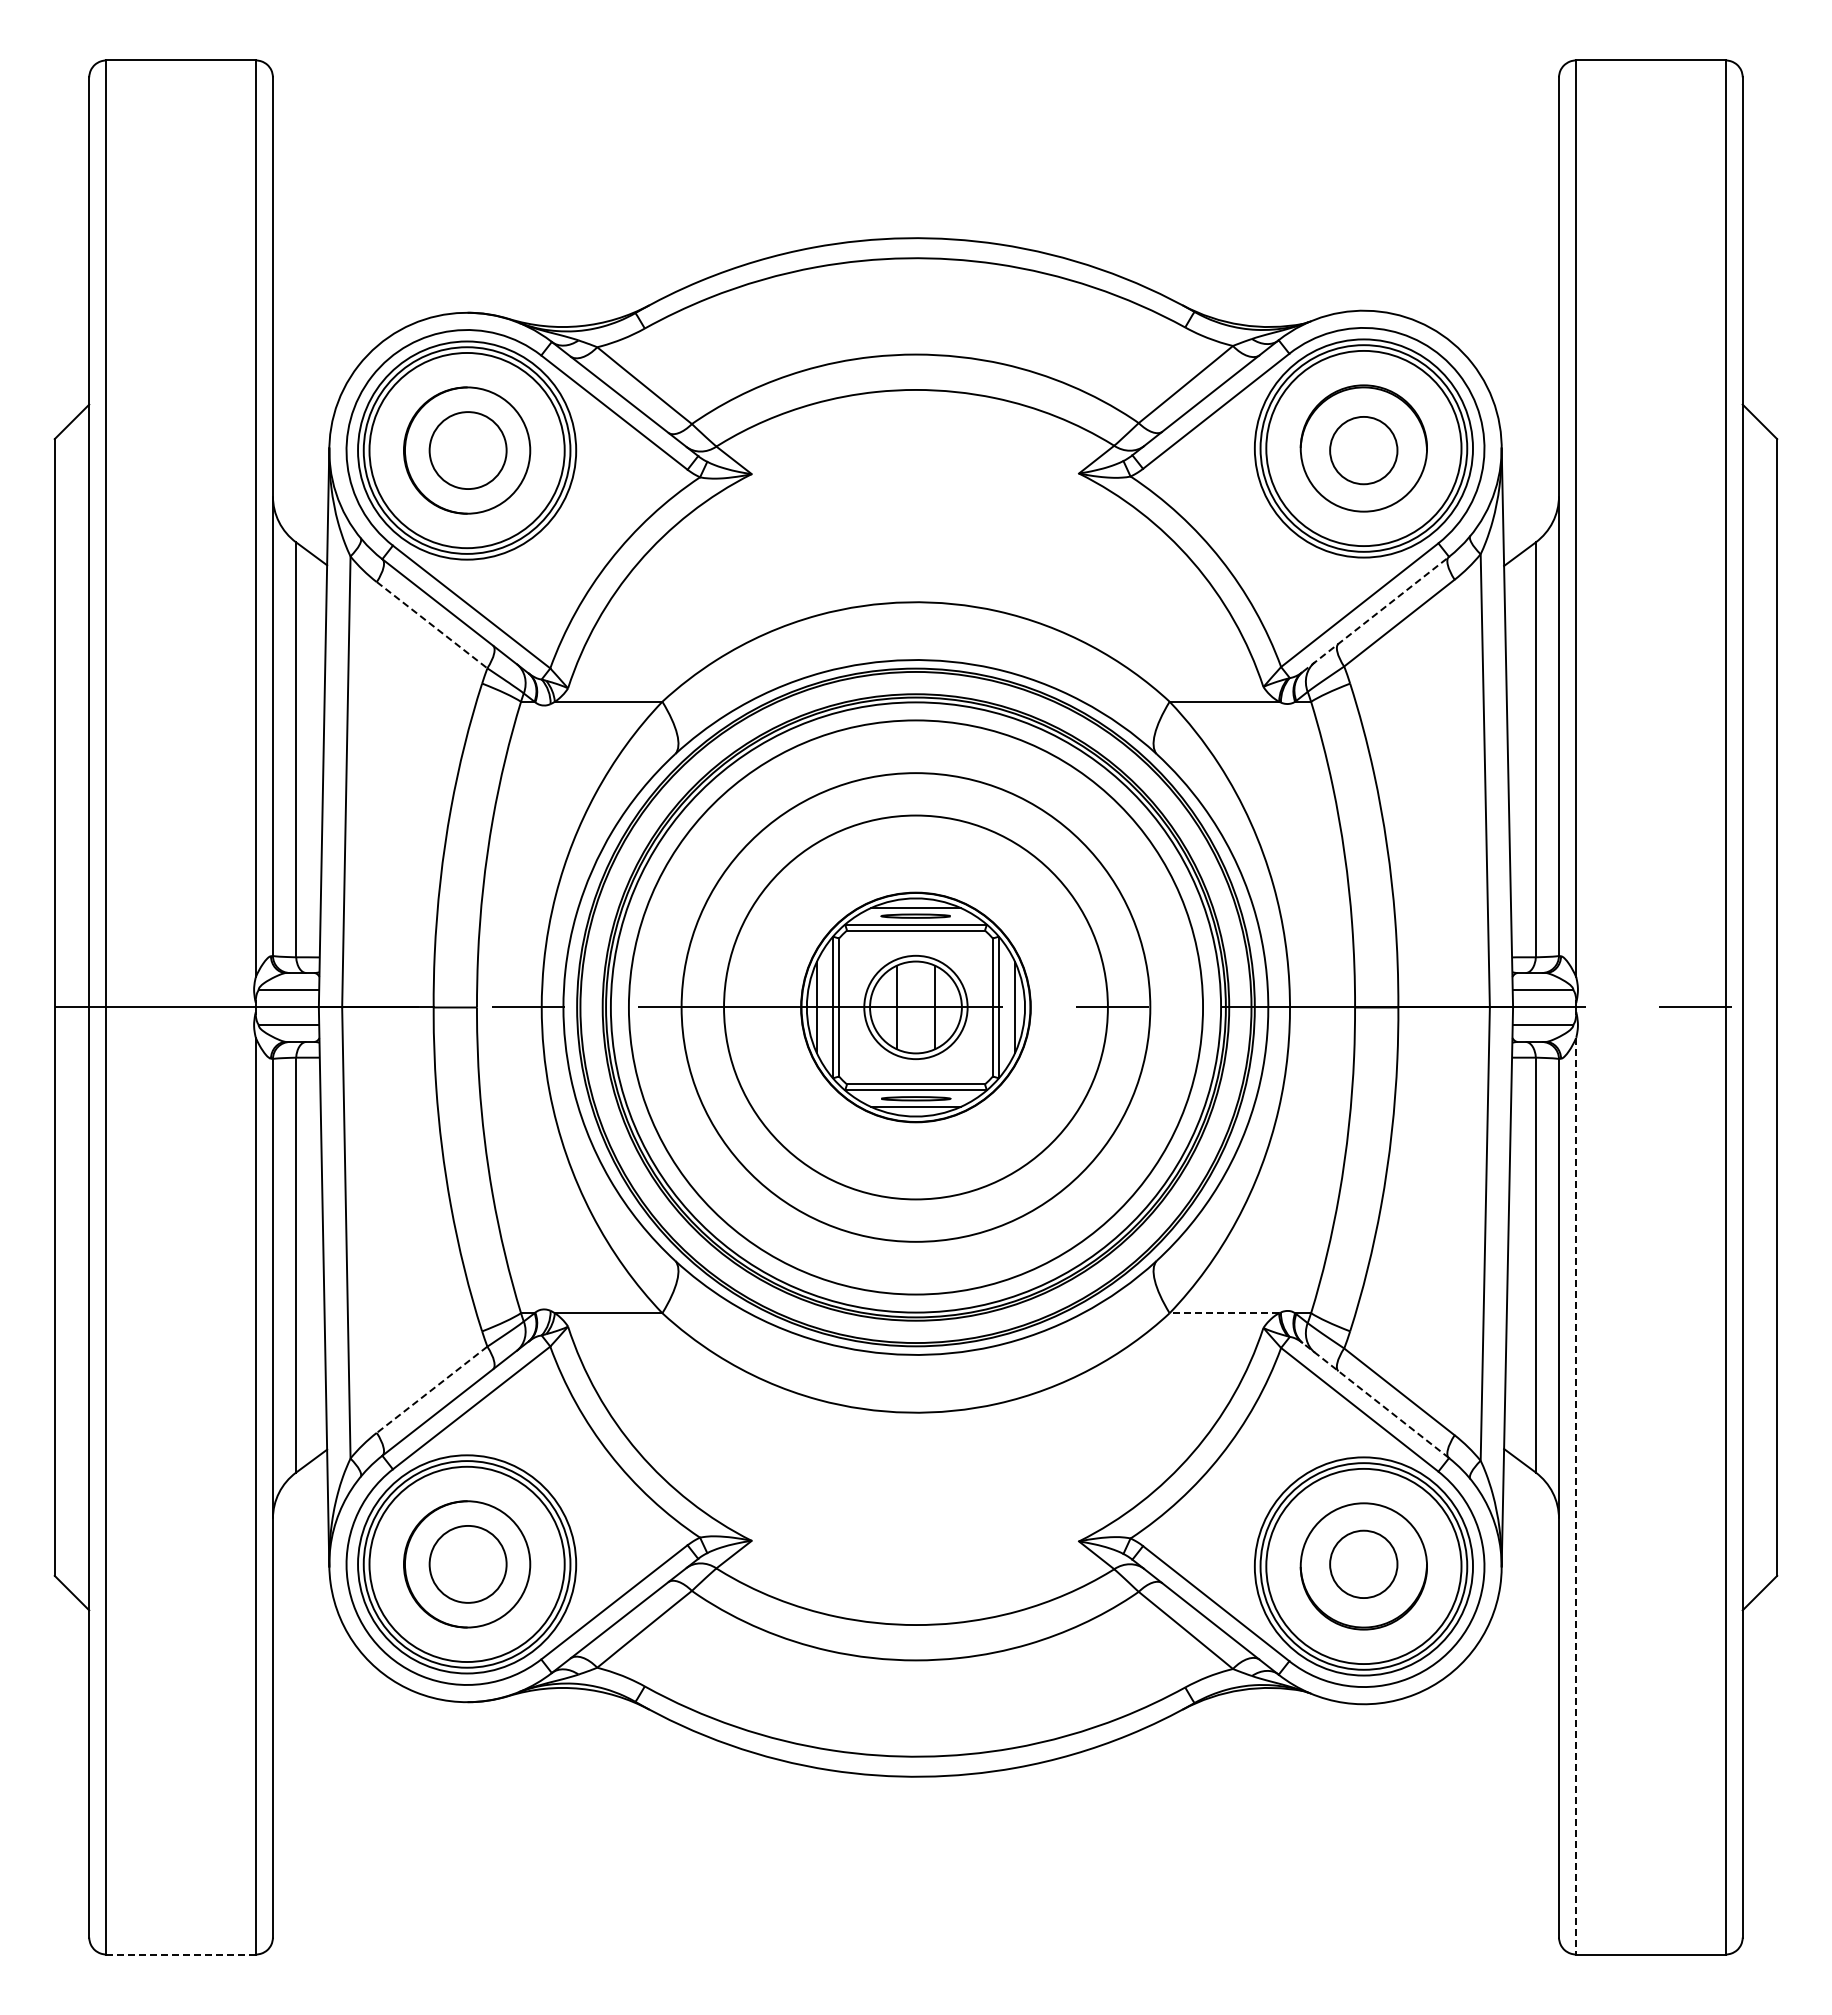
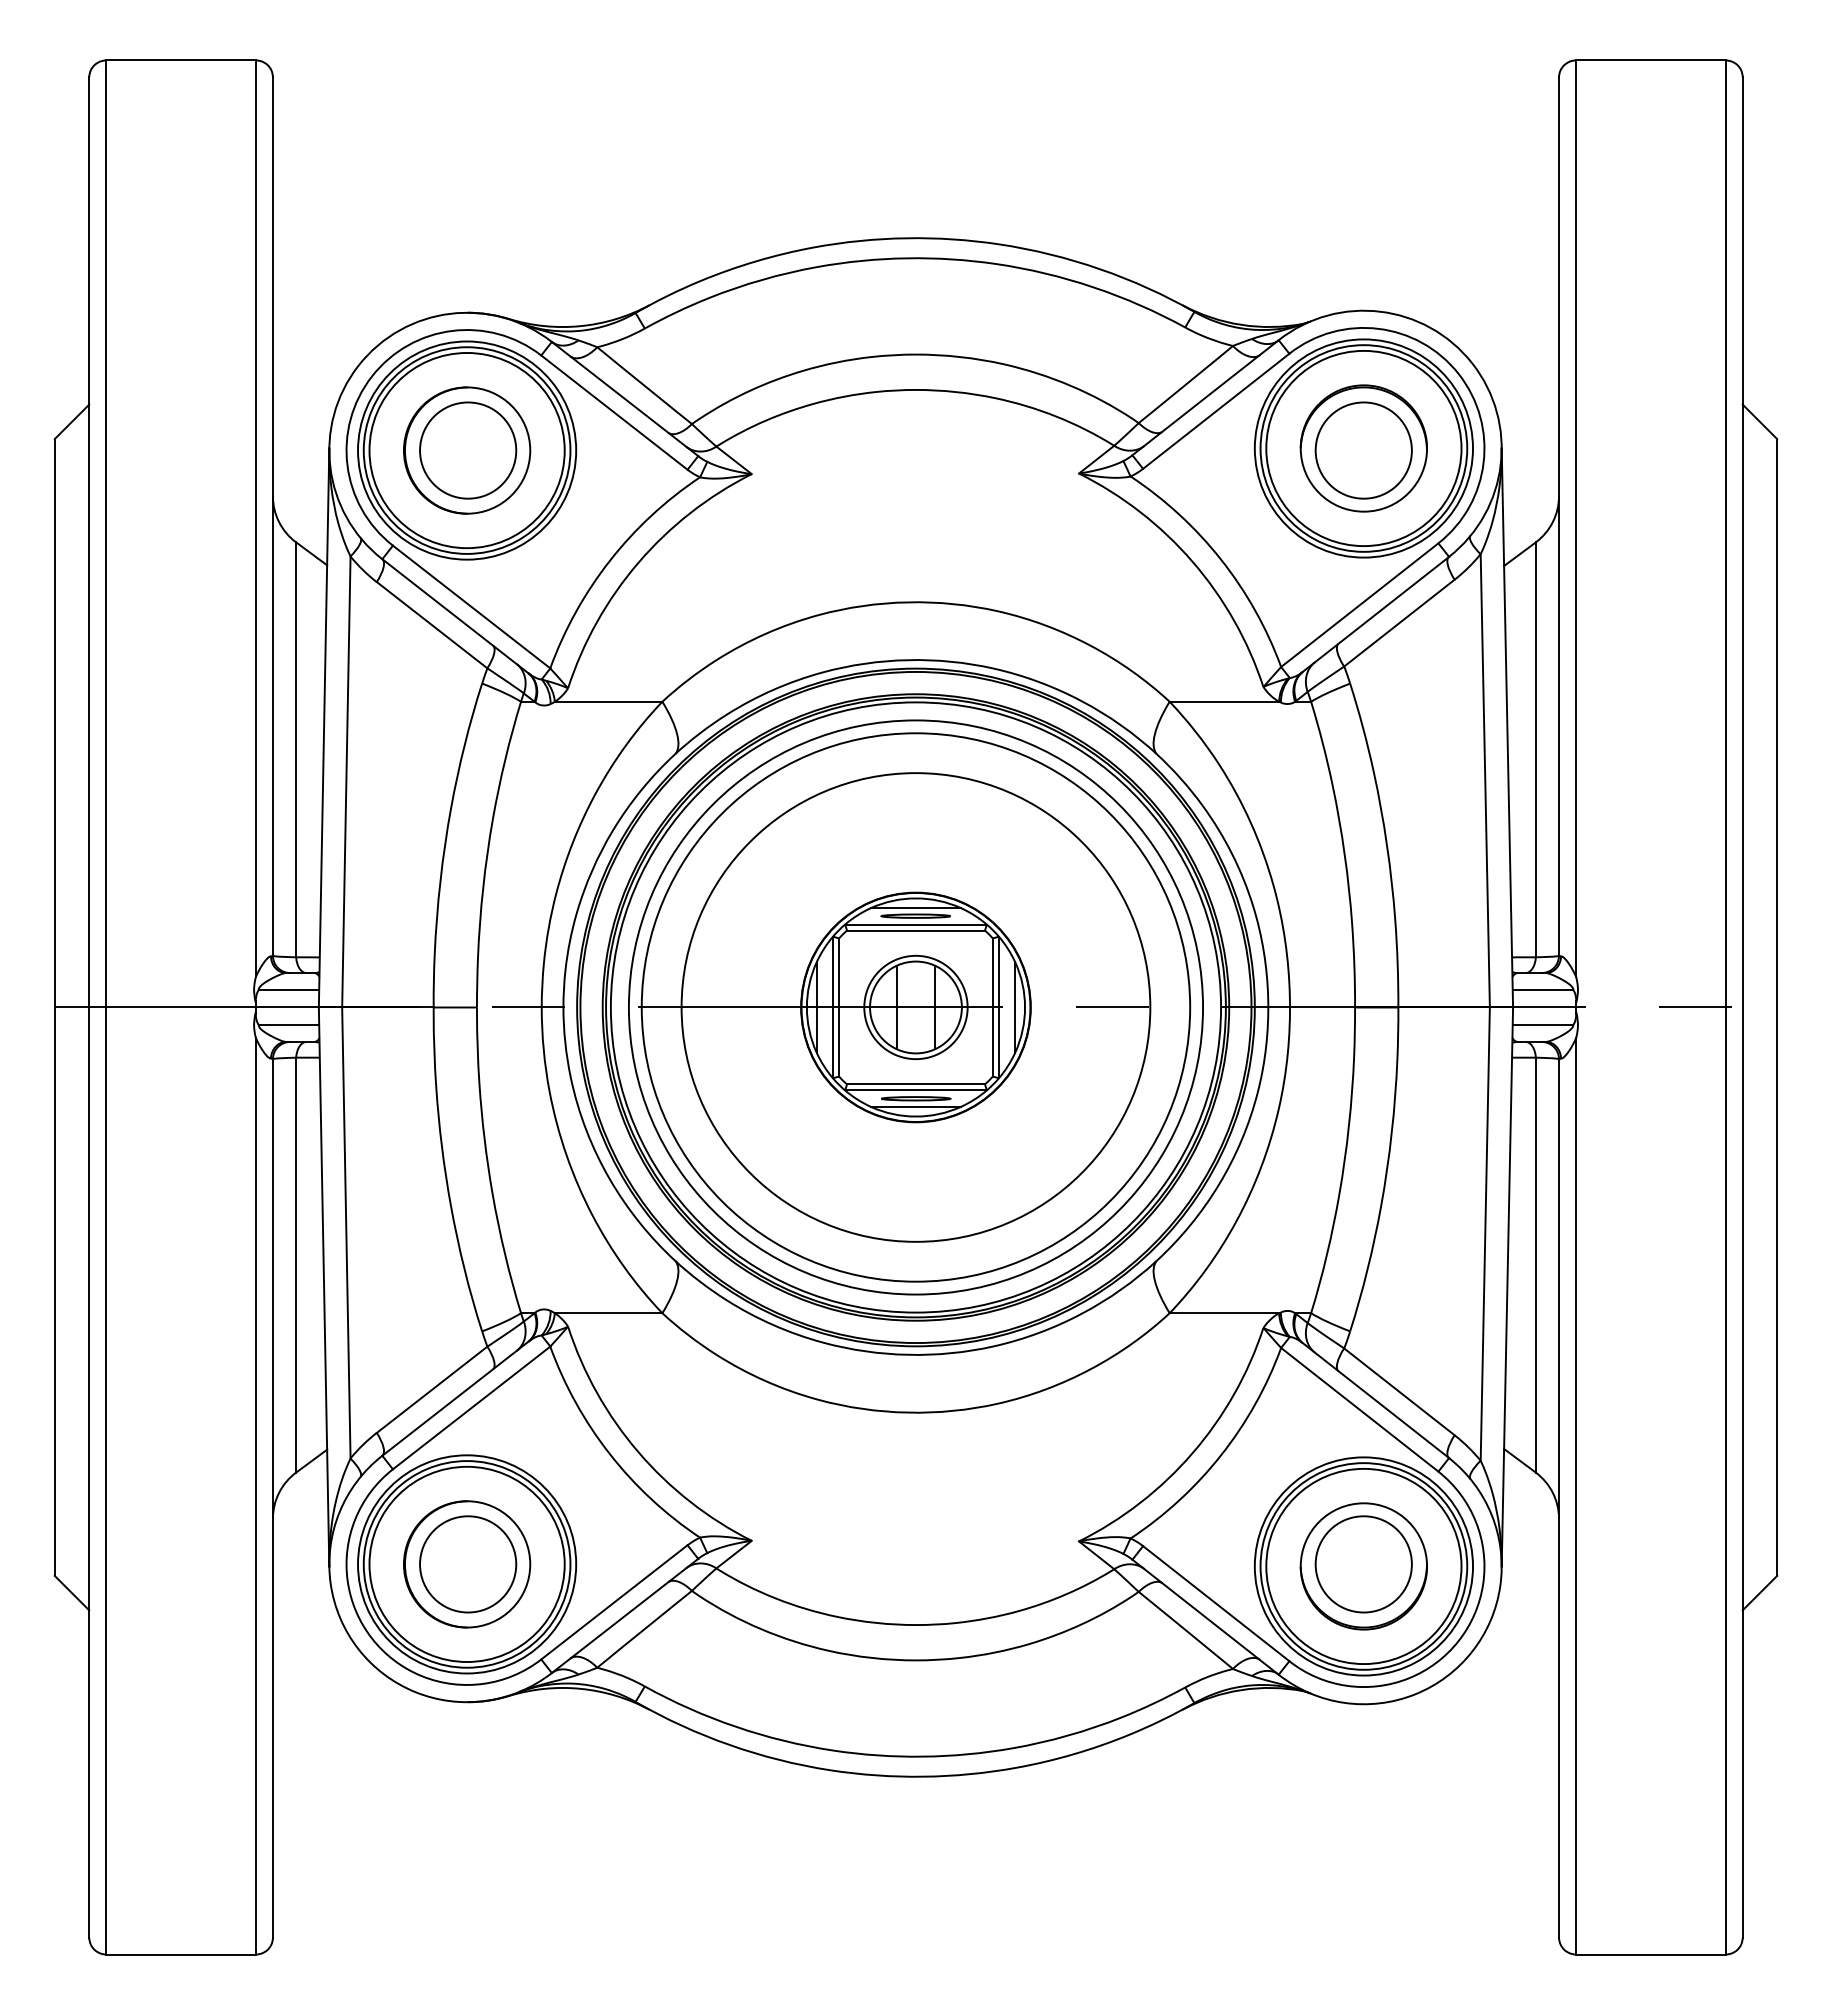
circle diameter: 77 px -> 96 px (468, 450)
circle diameter: 67 px -> 96 px (1363, 450)
line: dashed -> solid (1376, 614)
line: dashed -> solid (432, 625)
circle diameter: 384 px -> 548 px (915, 1007)
line: dashed -> solid (1224, 1313)
line: dashed -> solid (431, 1390)
line: dashed -> solid (1375, 1400)
line: dashed -> solid (1576, 1496)
circle diameter: 77 px -> 96 px (468, 1564)
circle diameter: 67 px -> 96 px (1363, 1564)
line: dashed -> solid (181, 1954)
